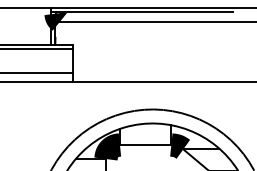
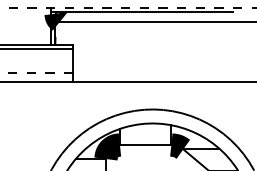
line: solid -> dashed (128, 7)
line: solid -> dashed (36, 73)
